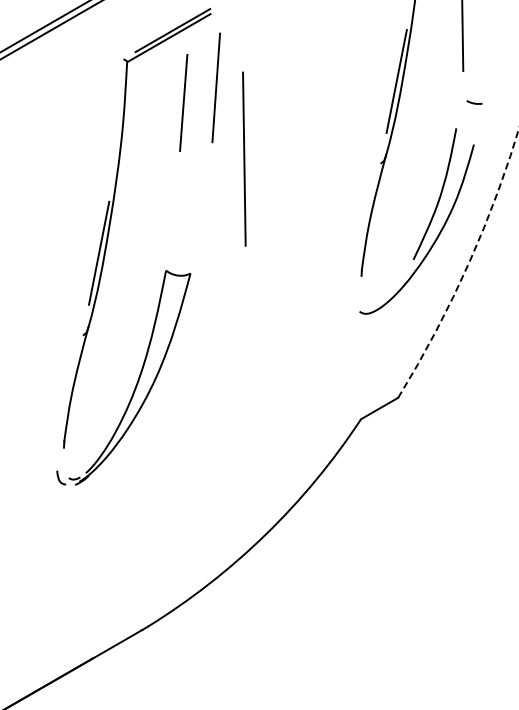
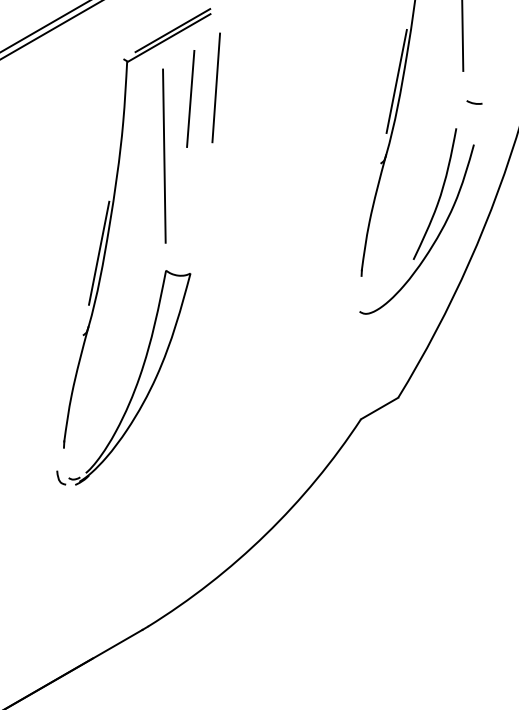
line position: (183, 102) -> (190, 98) (190, 98)
line position: (244, 158) -> (164, 155) (164, 155)
arc: dashed -> solid (467, 266)
